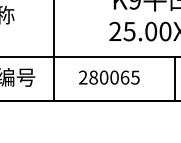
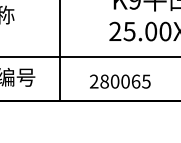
line position: (53, 51) -> (59, 51) (59, 51)
text position: (109, 77) -> (120, 81) (120, 81)
line: present -> none (174, 78)
